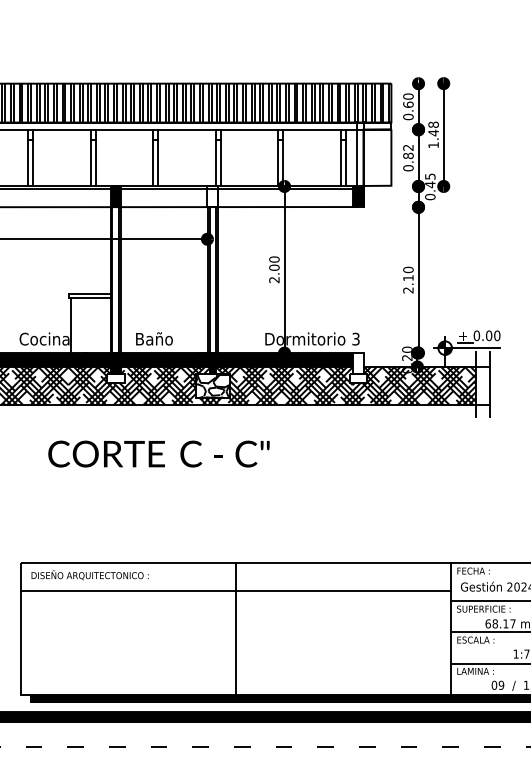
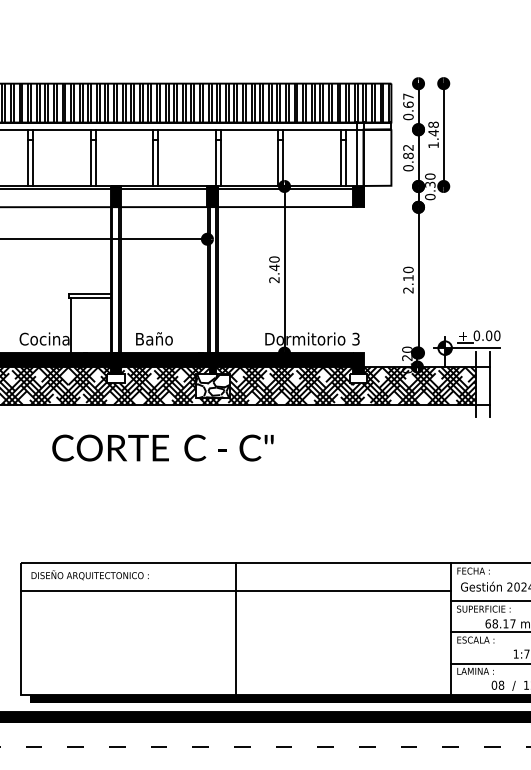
text: 0.60 -> 0.67 (408, 96)
text: 0.45 -> 0.30 (430, 180)
fill: none -> present (212, 196)
text: 2.00 -> 2.40 (274, 267)
fill: none -> present (358, 363)
text position: (158, 453) -> (162, 447) (162, 447)
text: 09 -> 08 (501, 685)
